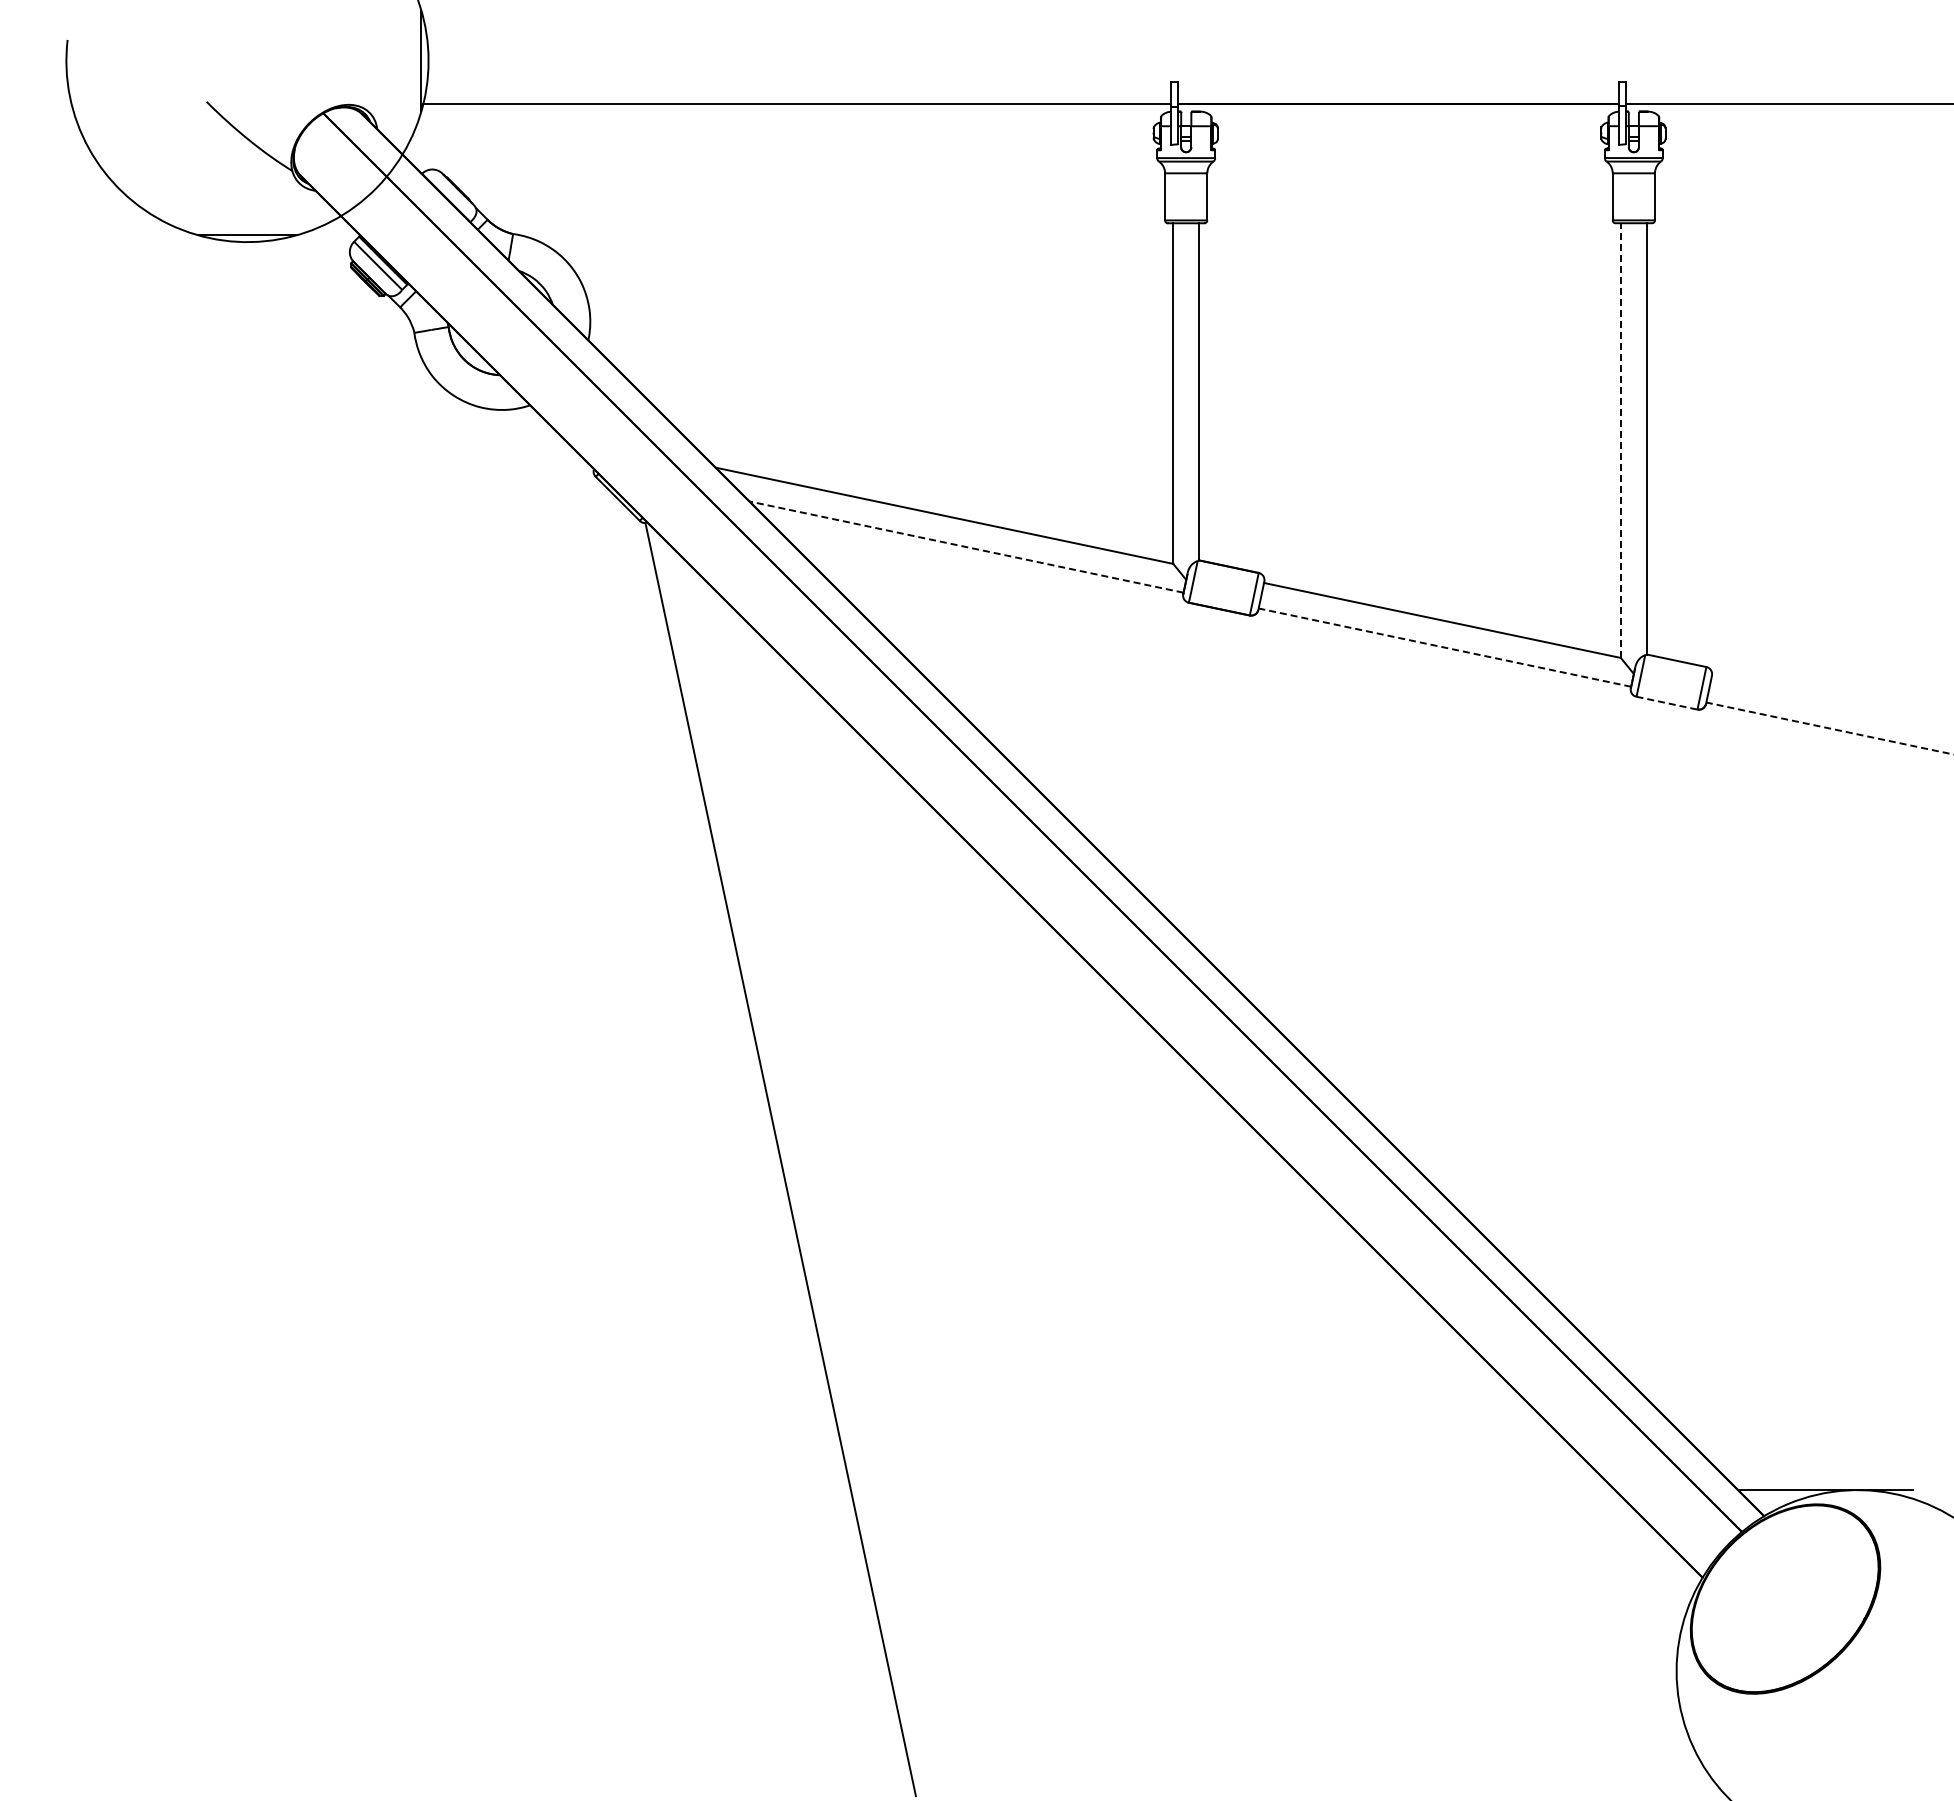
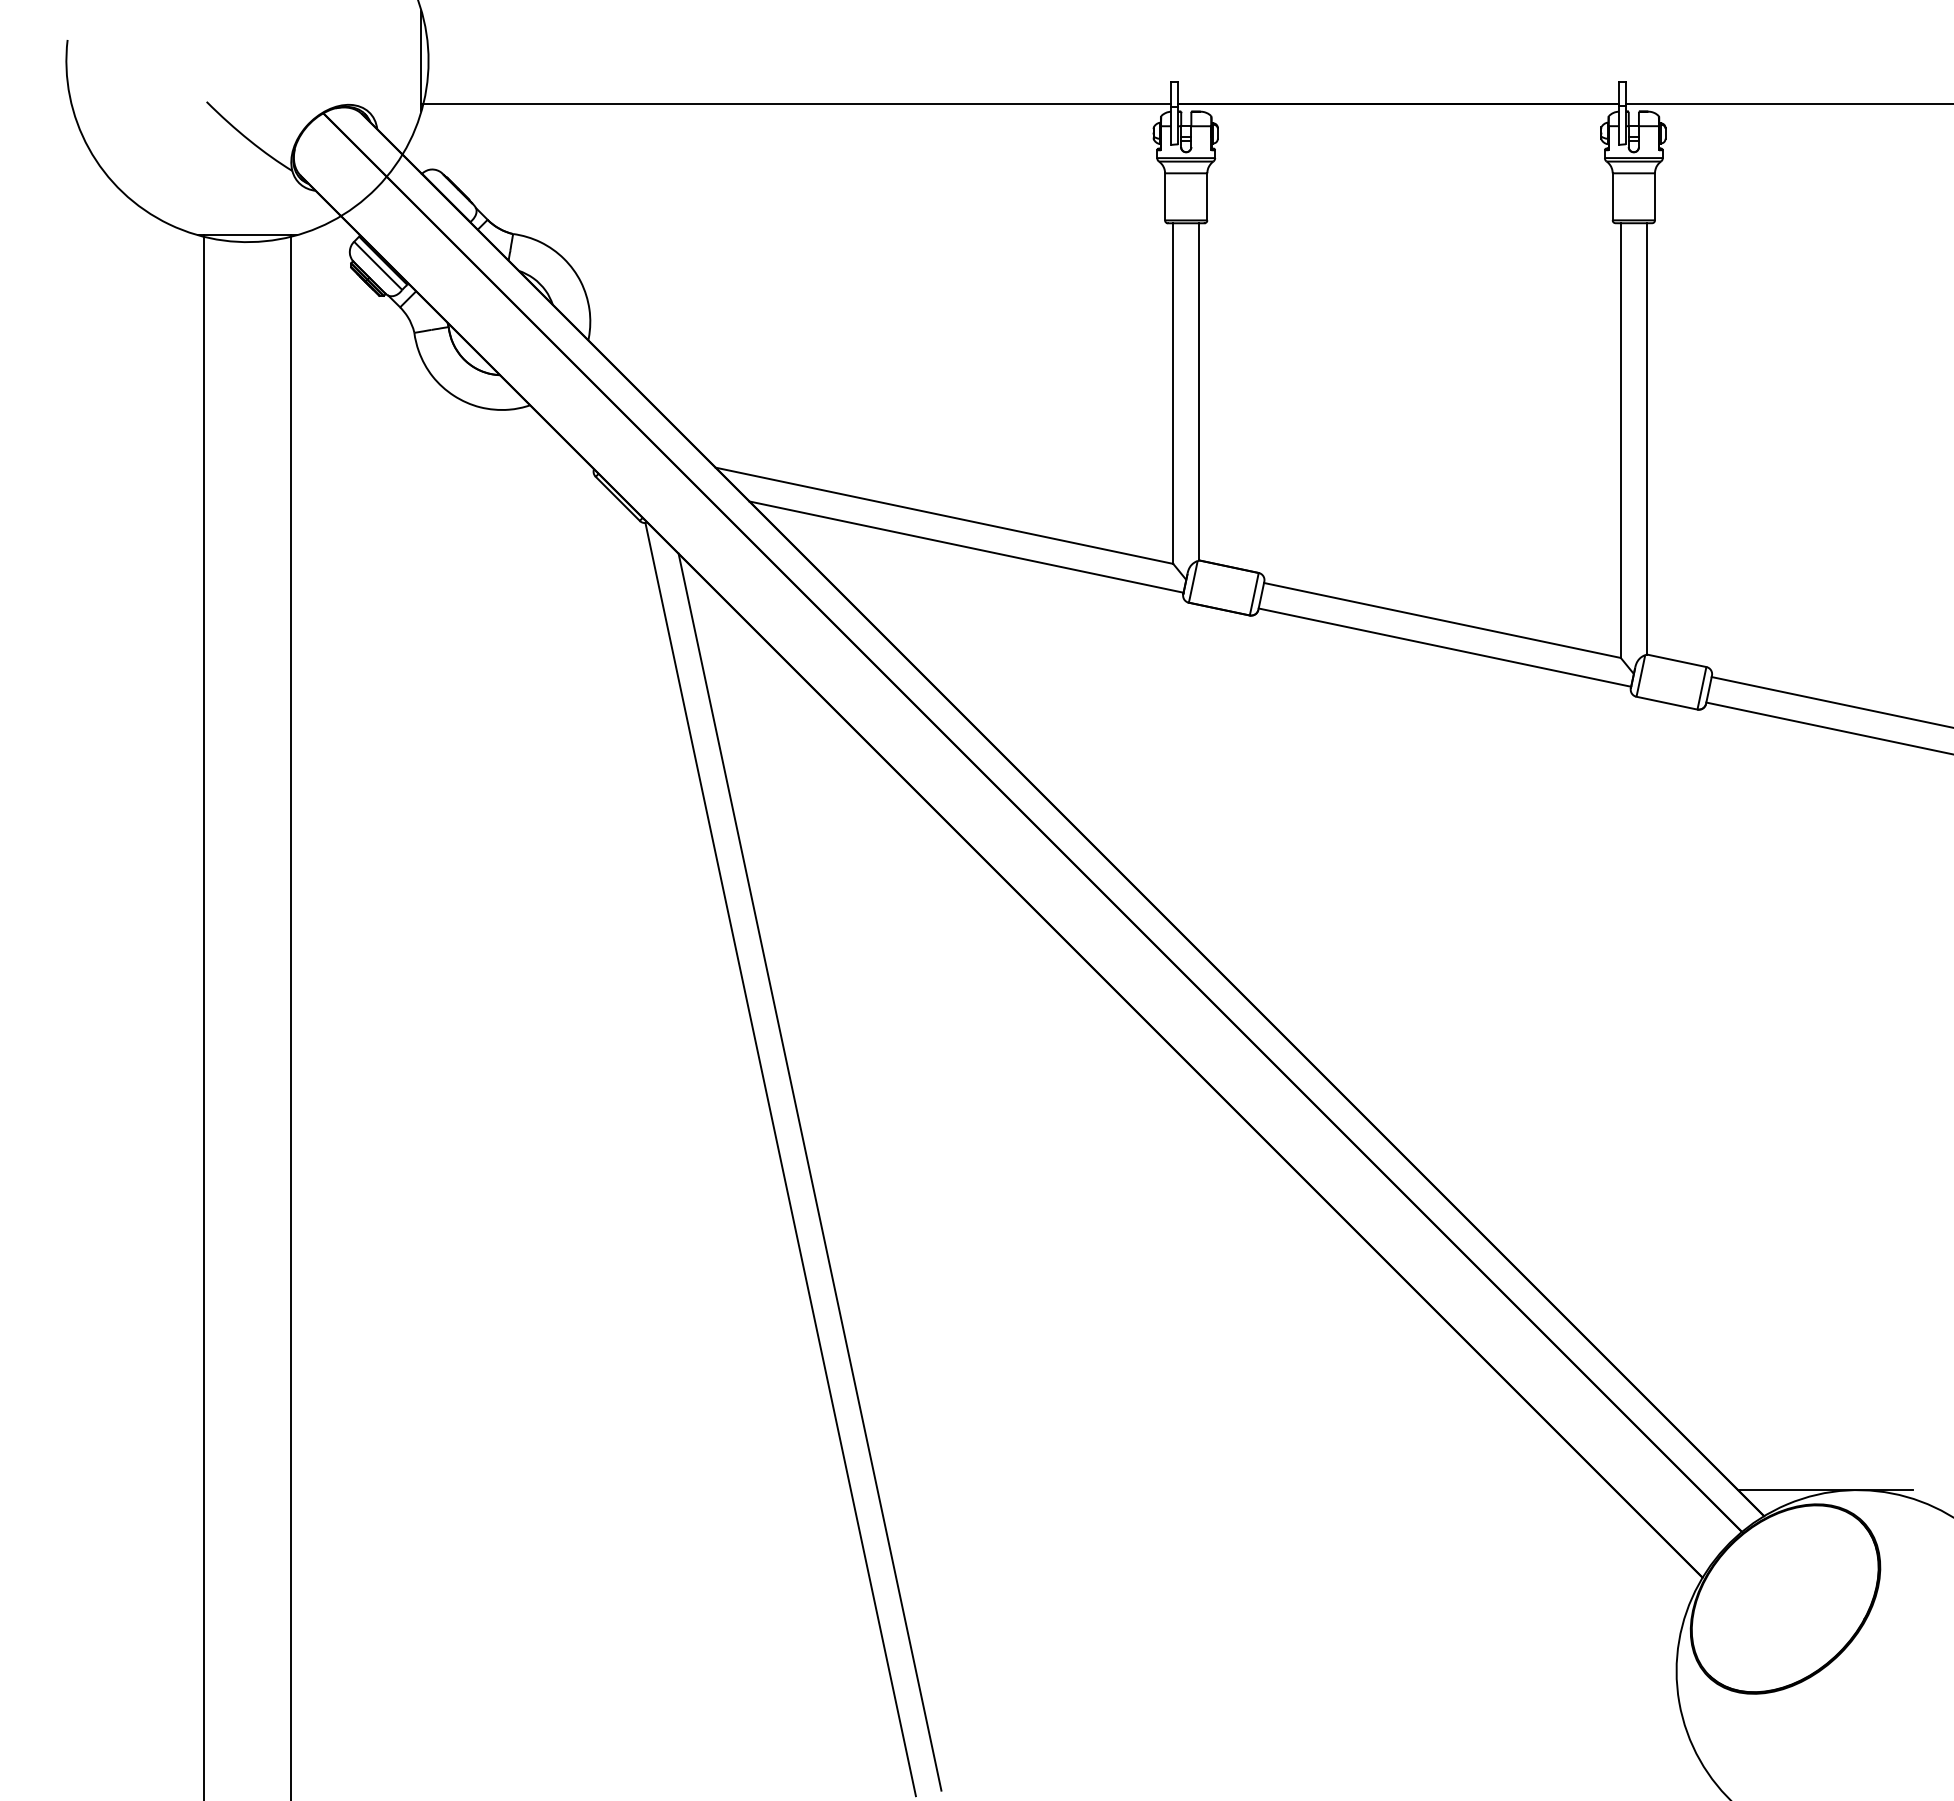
line: dashed -> solid (1620, 440)
line: dashed -> solid (966, 547)
line: dashed -> solid (1444, 647)
line: none -> present (1830, 702)
line: dashed -> solid (1667, 703)
line: dashed -> solid (1829, 728)
line: none -> present (204, 1016)
line: none -> present (290, 1016)
line: none -> present (809, 1171)
